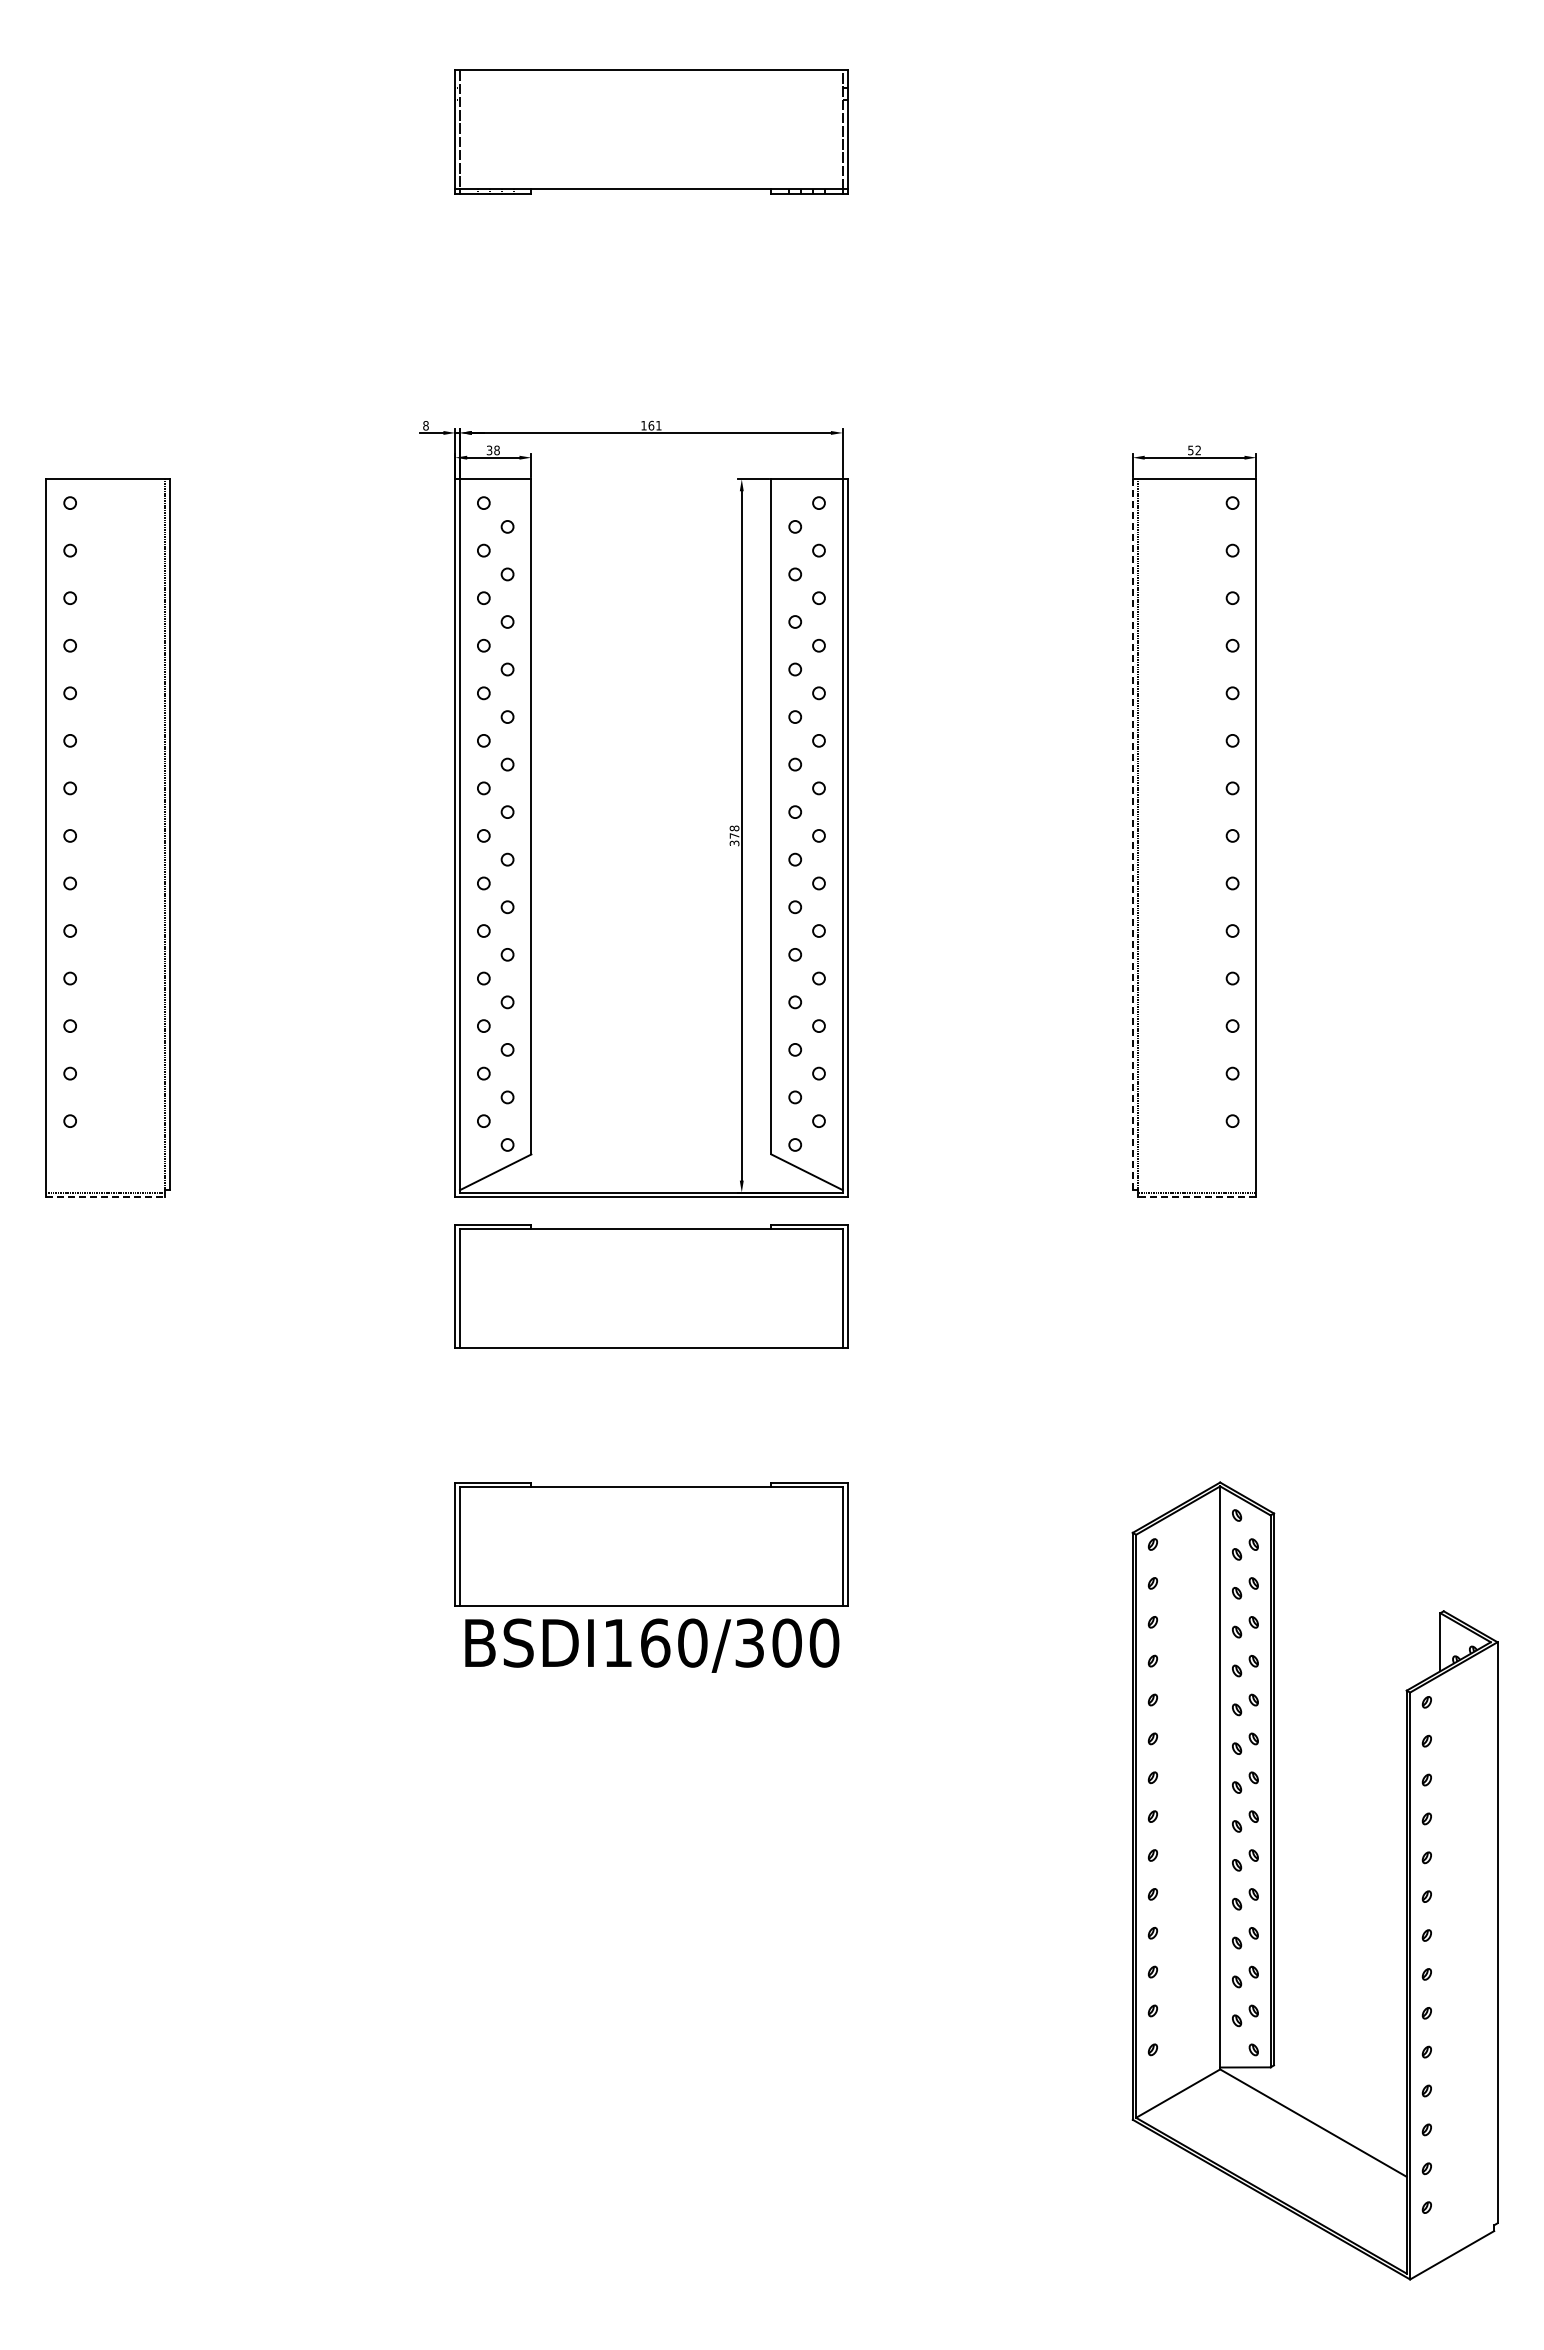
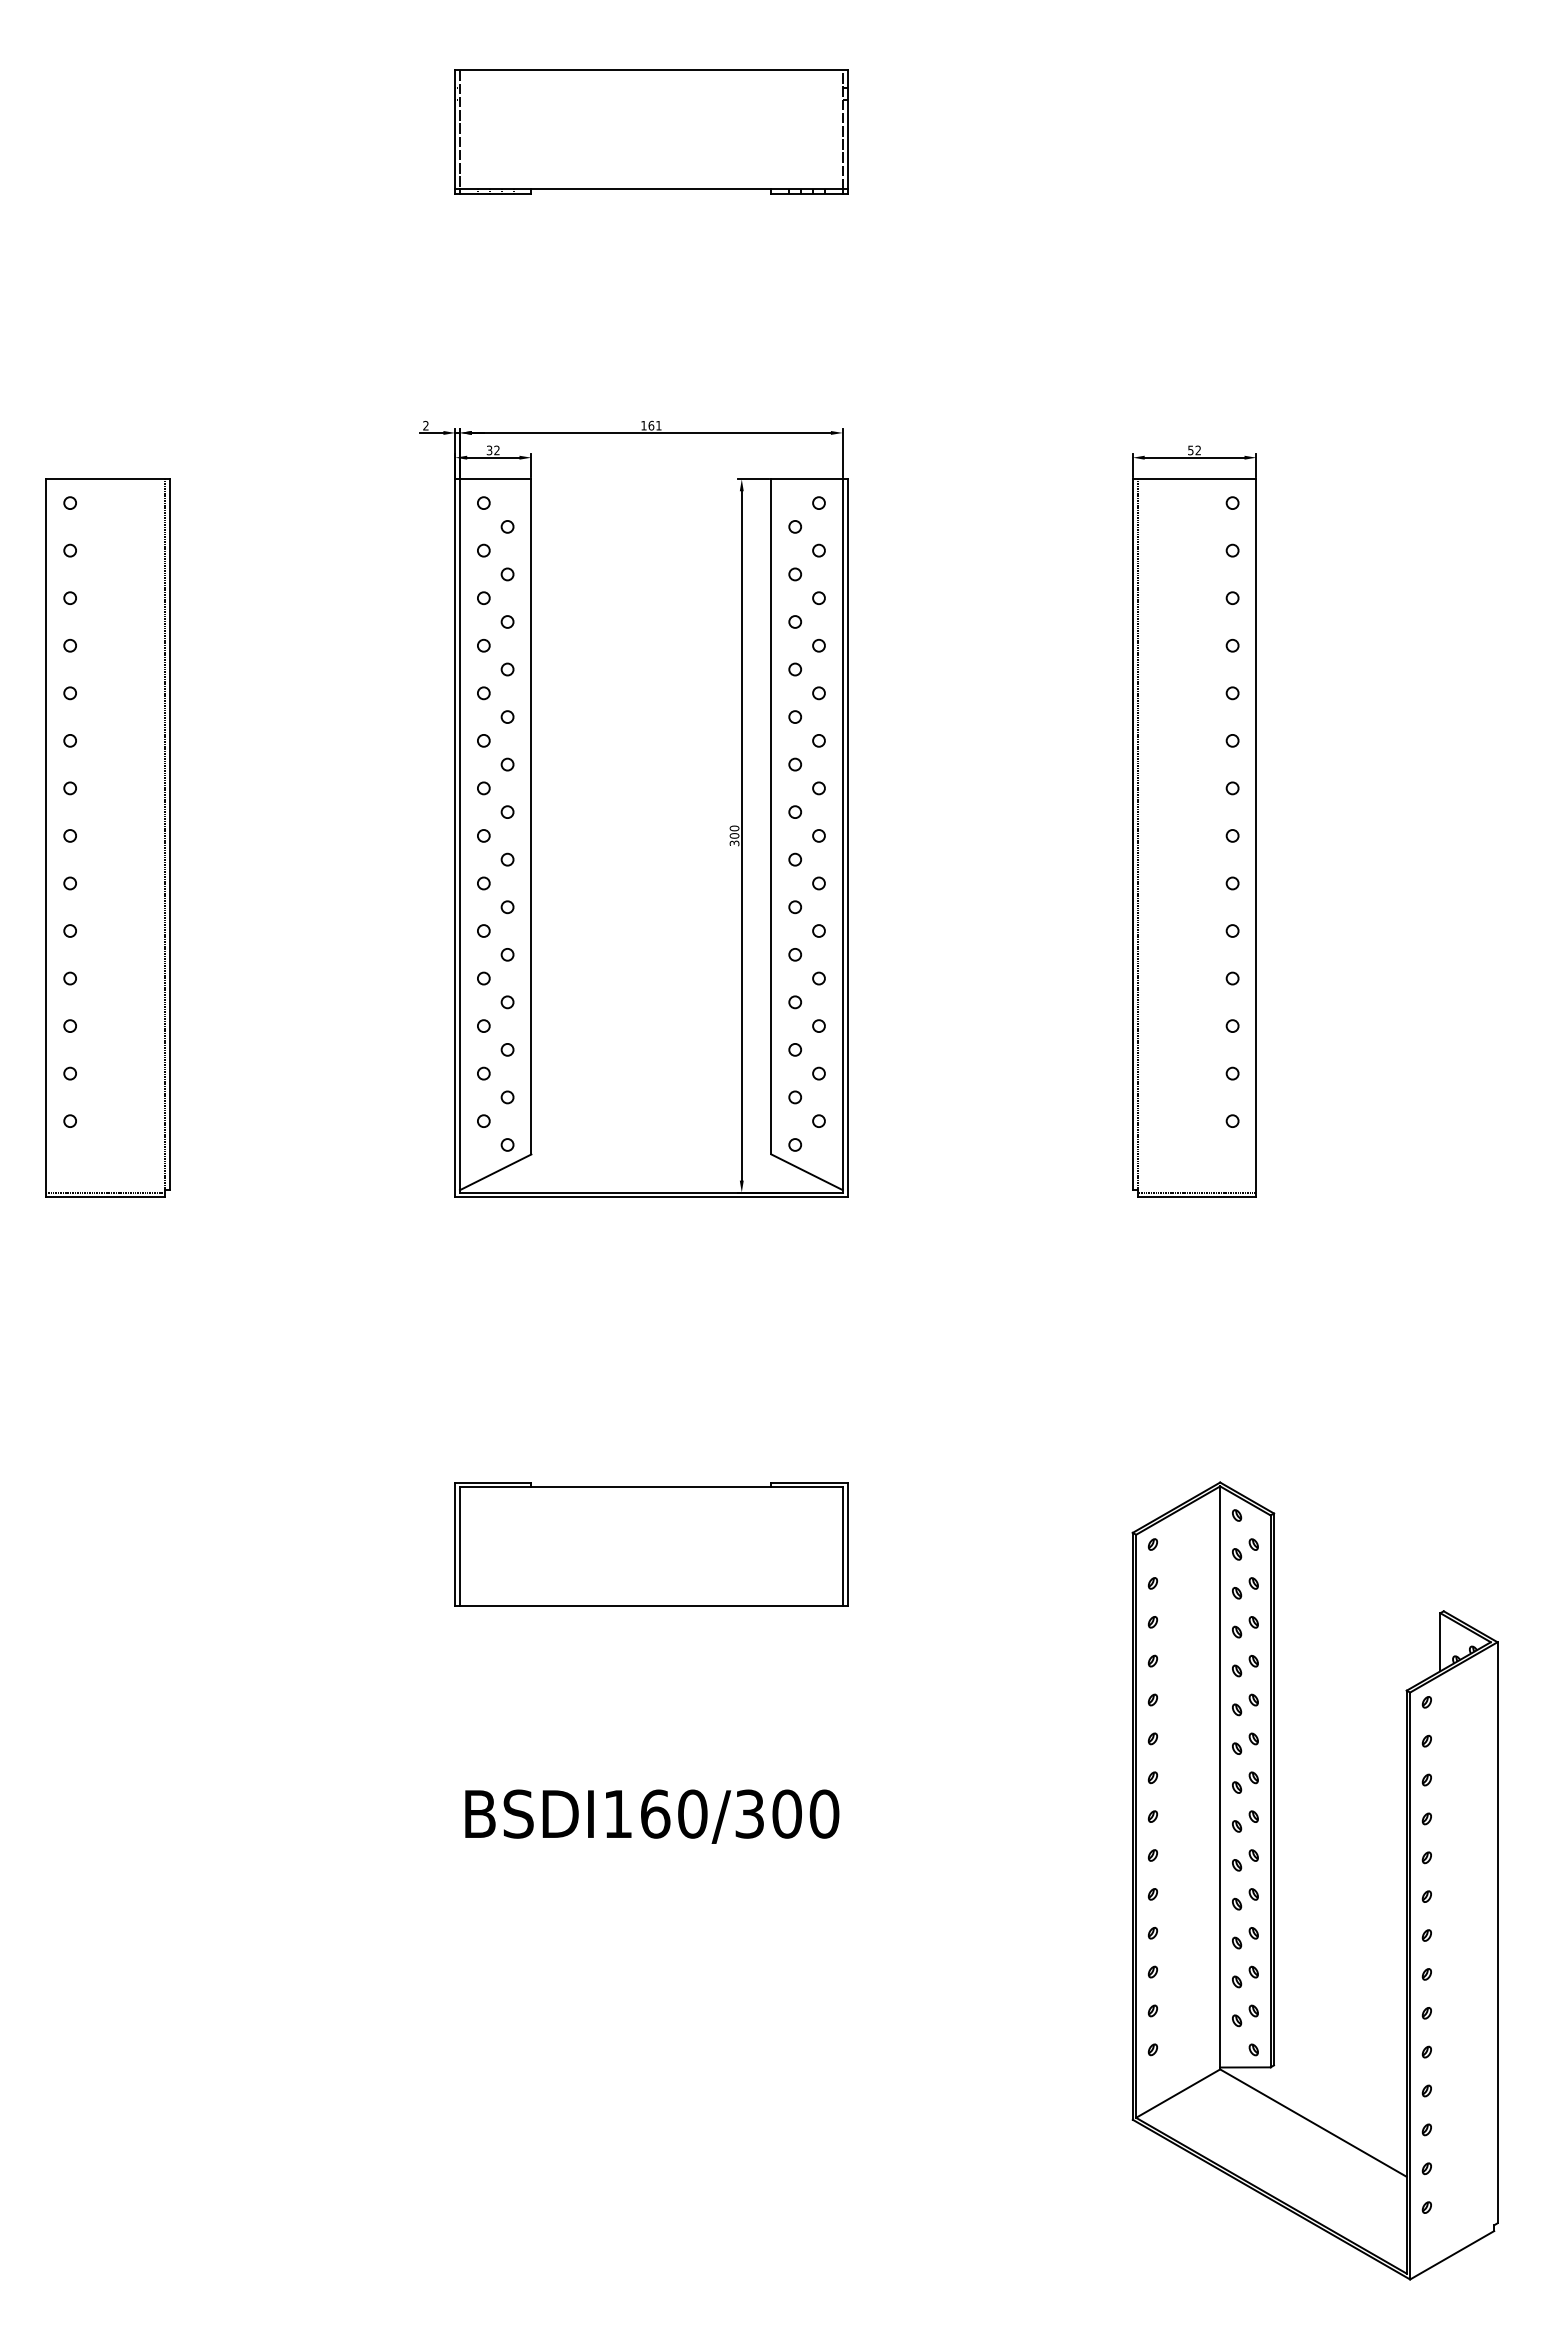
text: 8 -> 2 (425, 425)
text: 38 -> 32 (496, 450)
text: 378 -> 300 (734, 831)
line: dashed -> solid (1132, 835)
line: dashed -> solid (106, 1197)
line: dashed -> solid (1196, 1197)
part: present -> none (651, 1286)
text position: (652, 1645) -> (652, 1816) (652, 1816)
